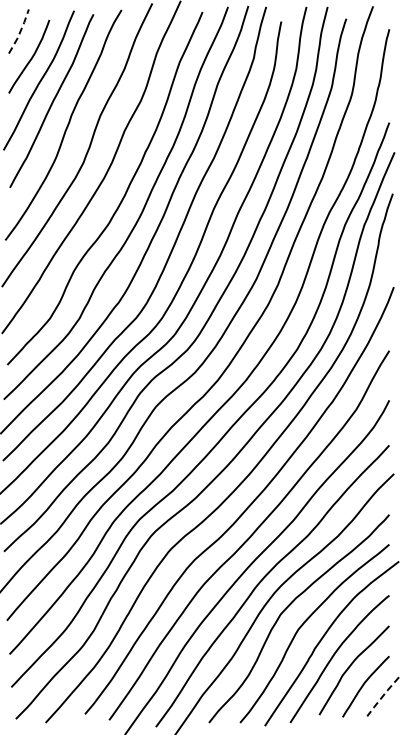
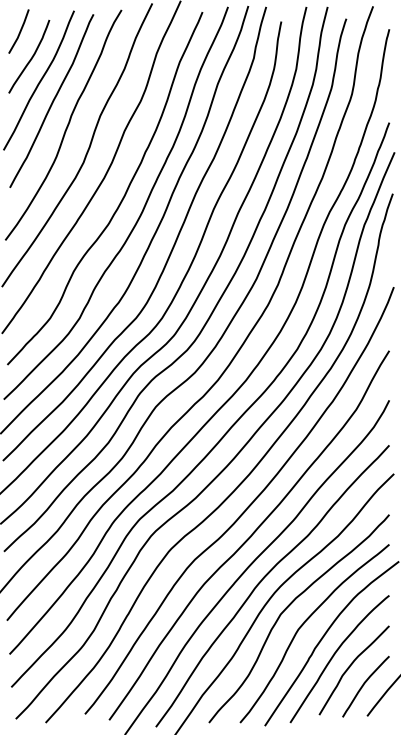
line: dashed -> solid (20, 31)
line: dashed -> solid (382, 696)
